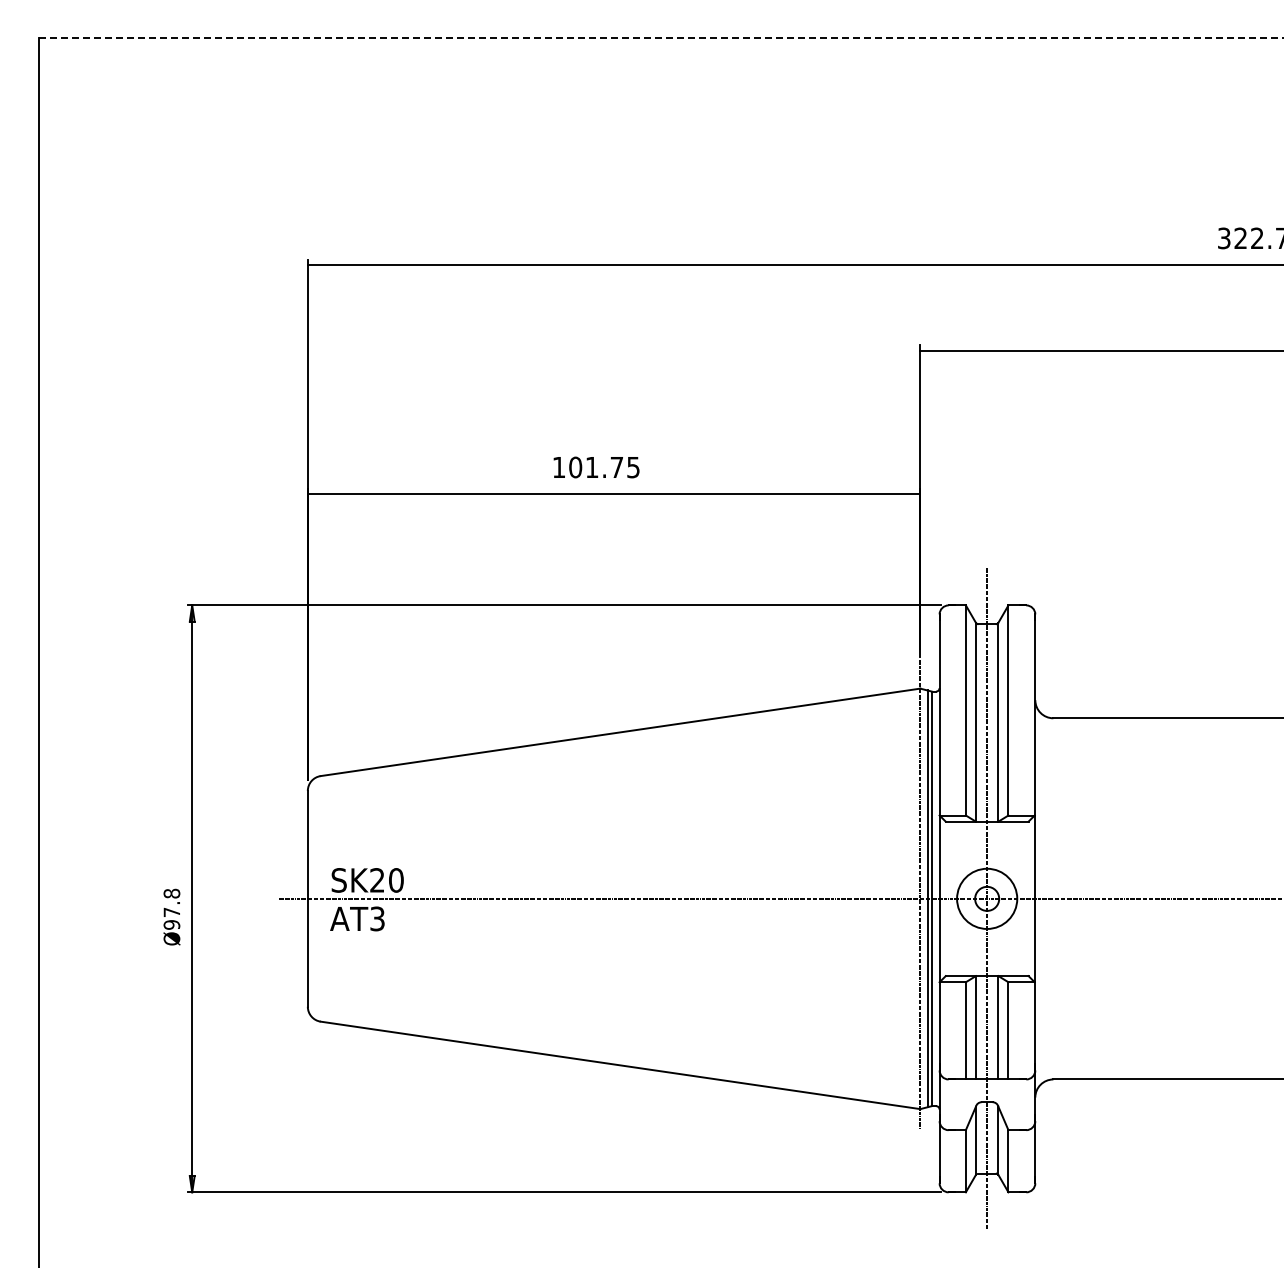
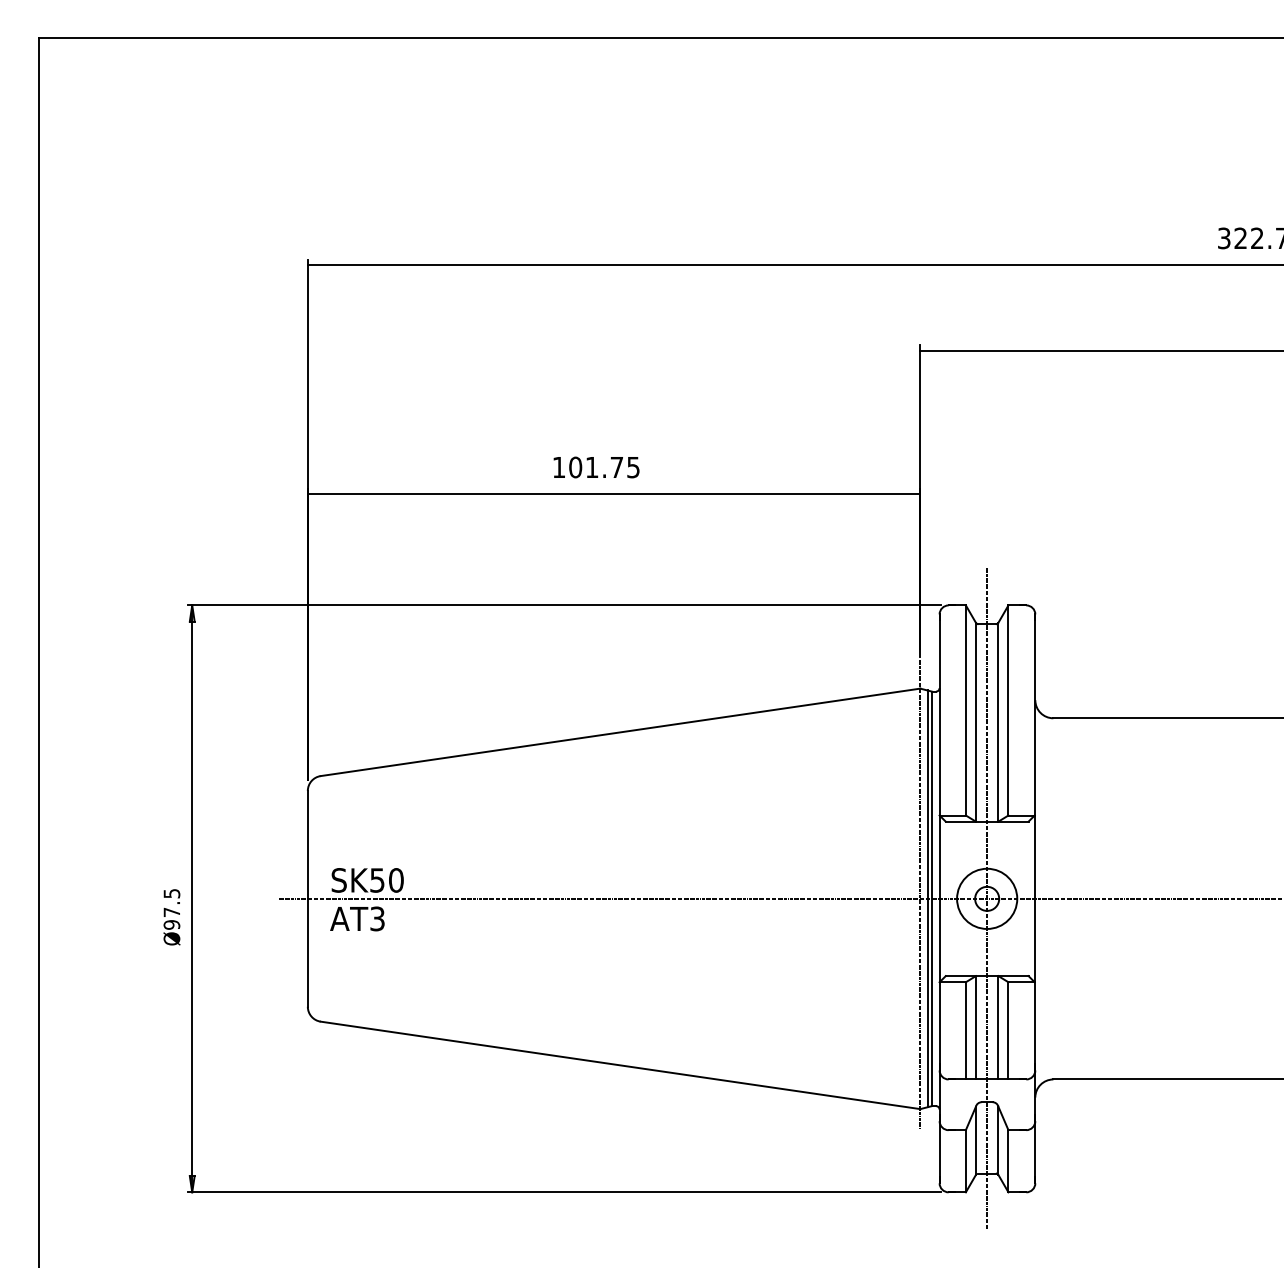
line: dashed -> solid (661, 38)
text: SK20 -> SK50 (377, 880)
text: Ø97.8 -> Ø97.5 (171, 893)
